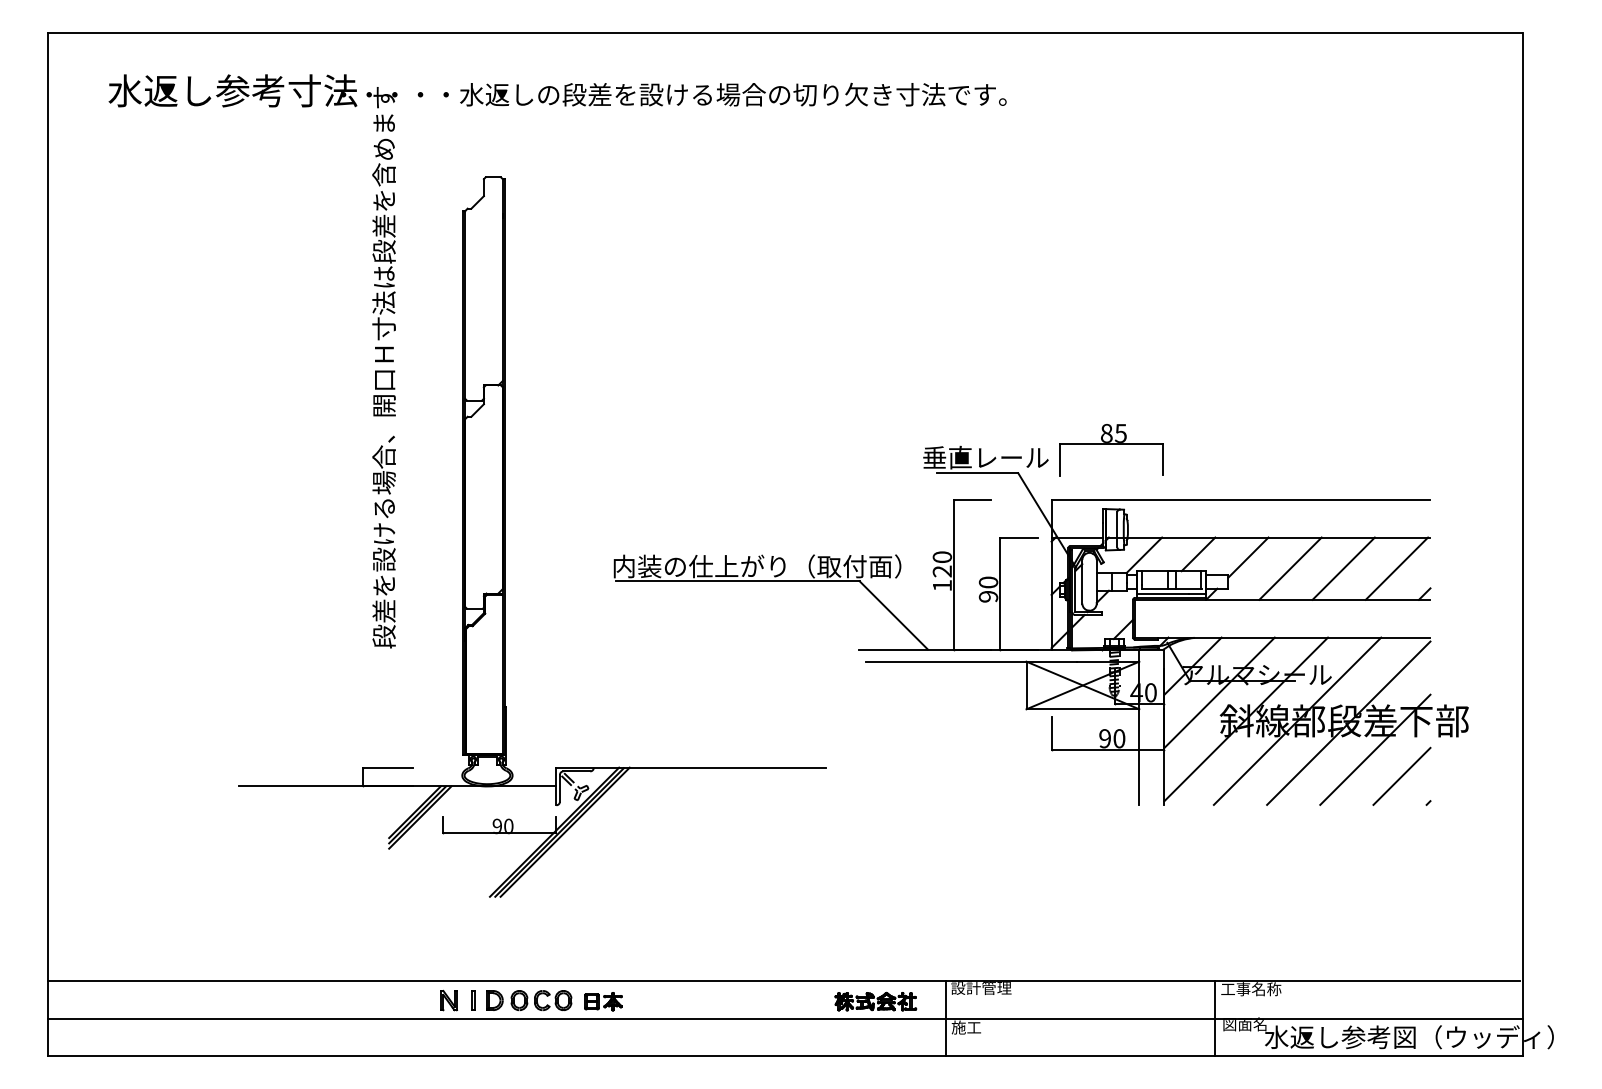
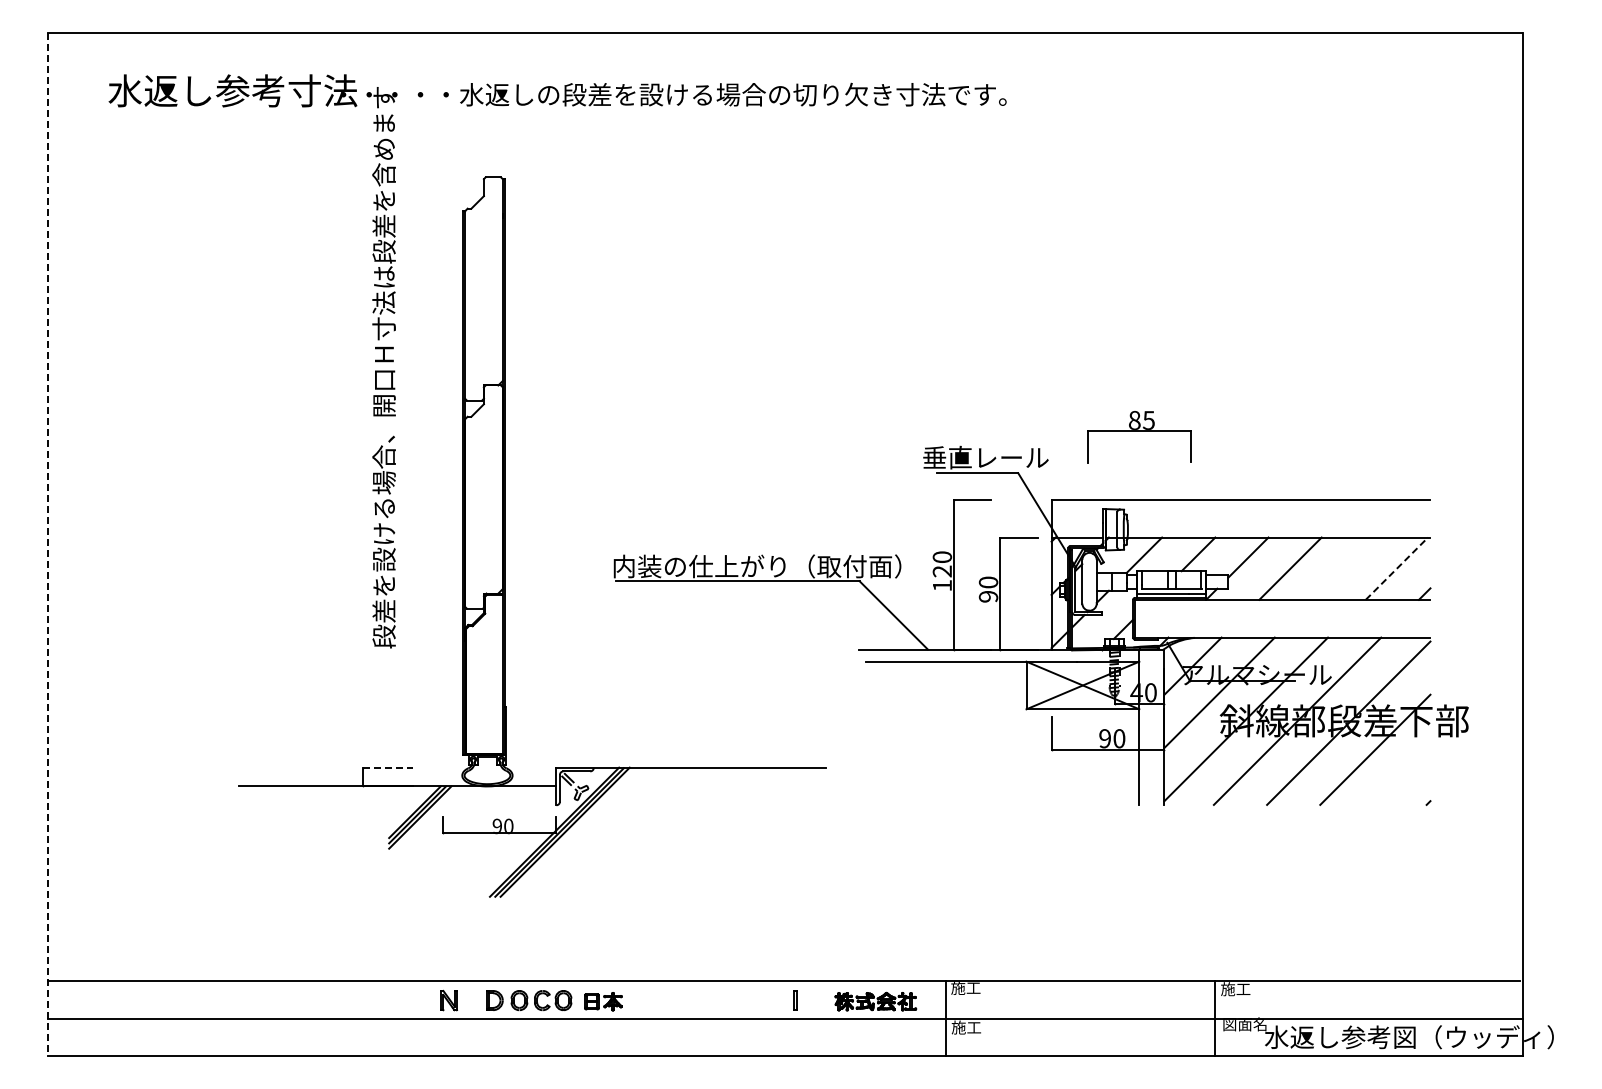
part position: (1111, 450) -> (1139, 437) (1139, 437)
line: solid -> dashed (48, 544)
line: present -> none (1343, 568)
line: solid -> dashed (1397, 568)
line: solid -> dashed (387, 767)
line: present -> none (1401, 775)
text: 設計管理 -> 施工 (981, 988)
text: 工事名称 -> 施工 (1251, 989)
line position: (472, 1000) -> (794, 1000) (794, 1000)
